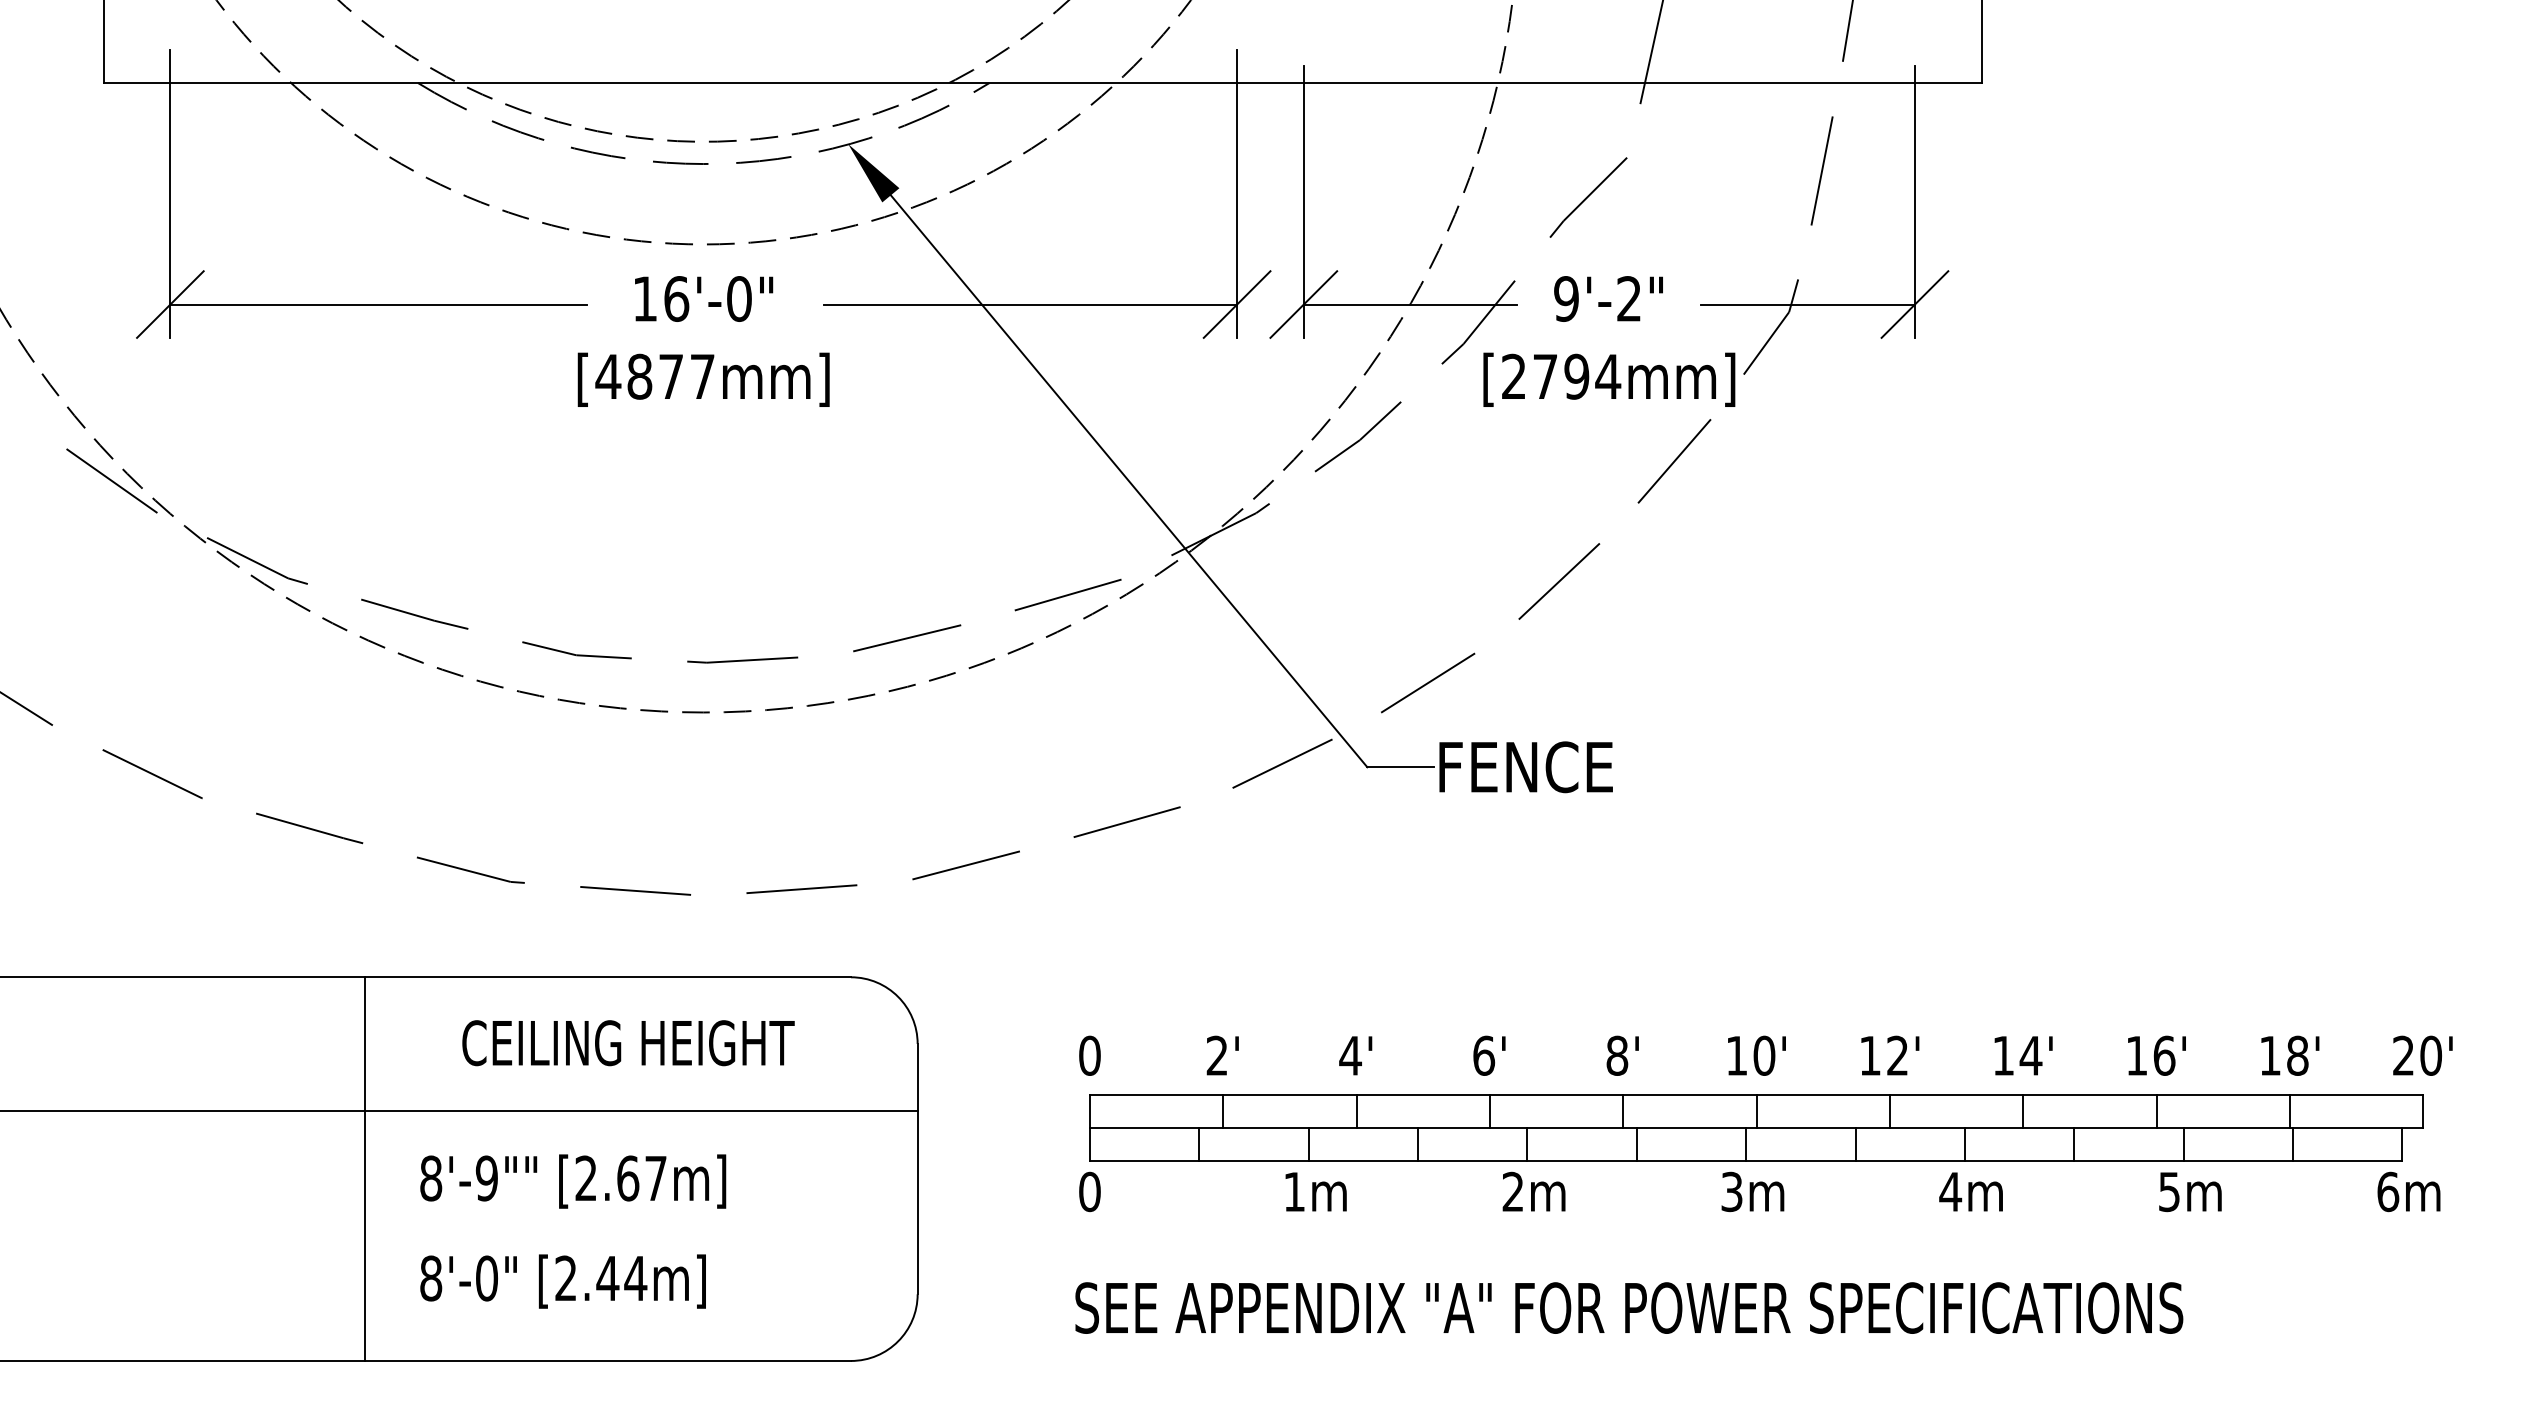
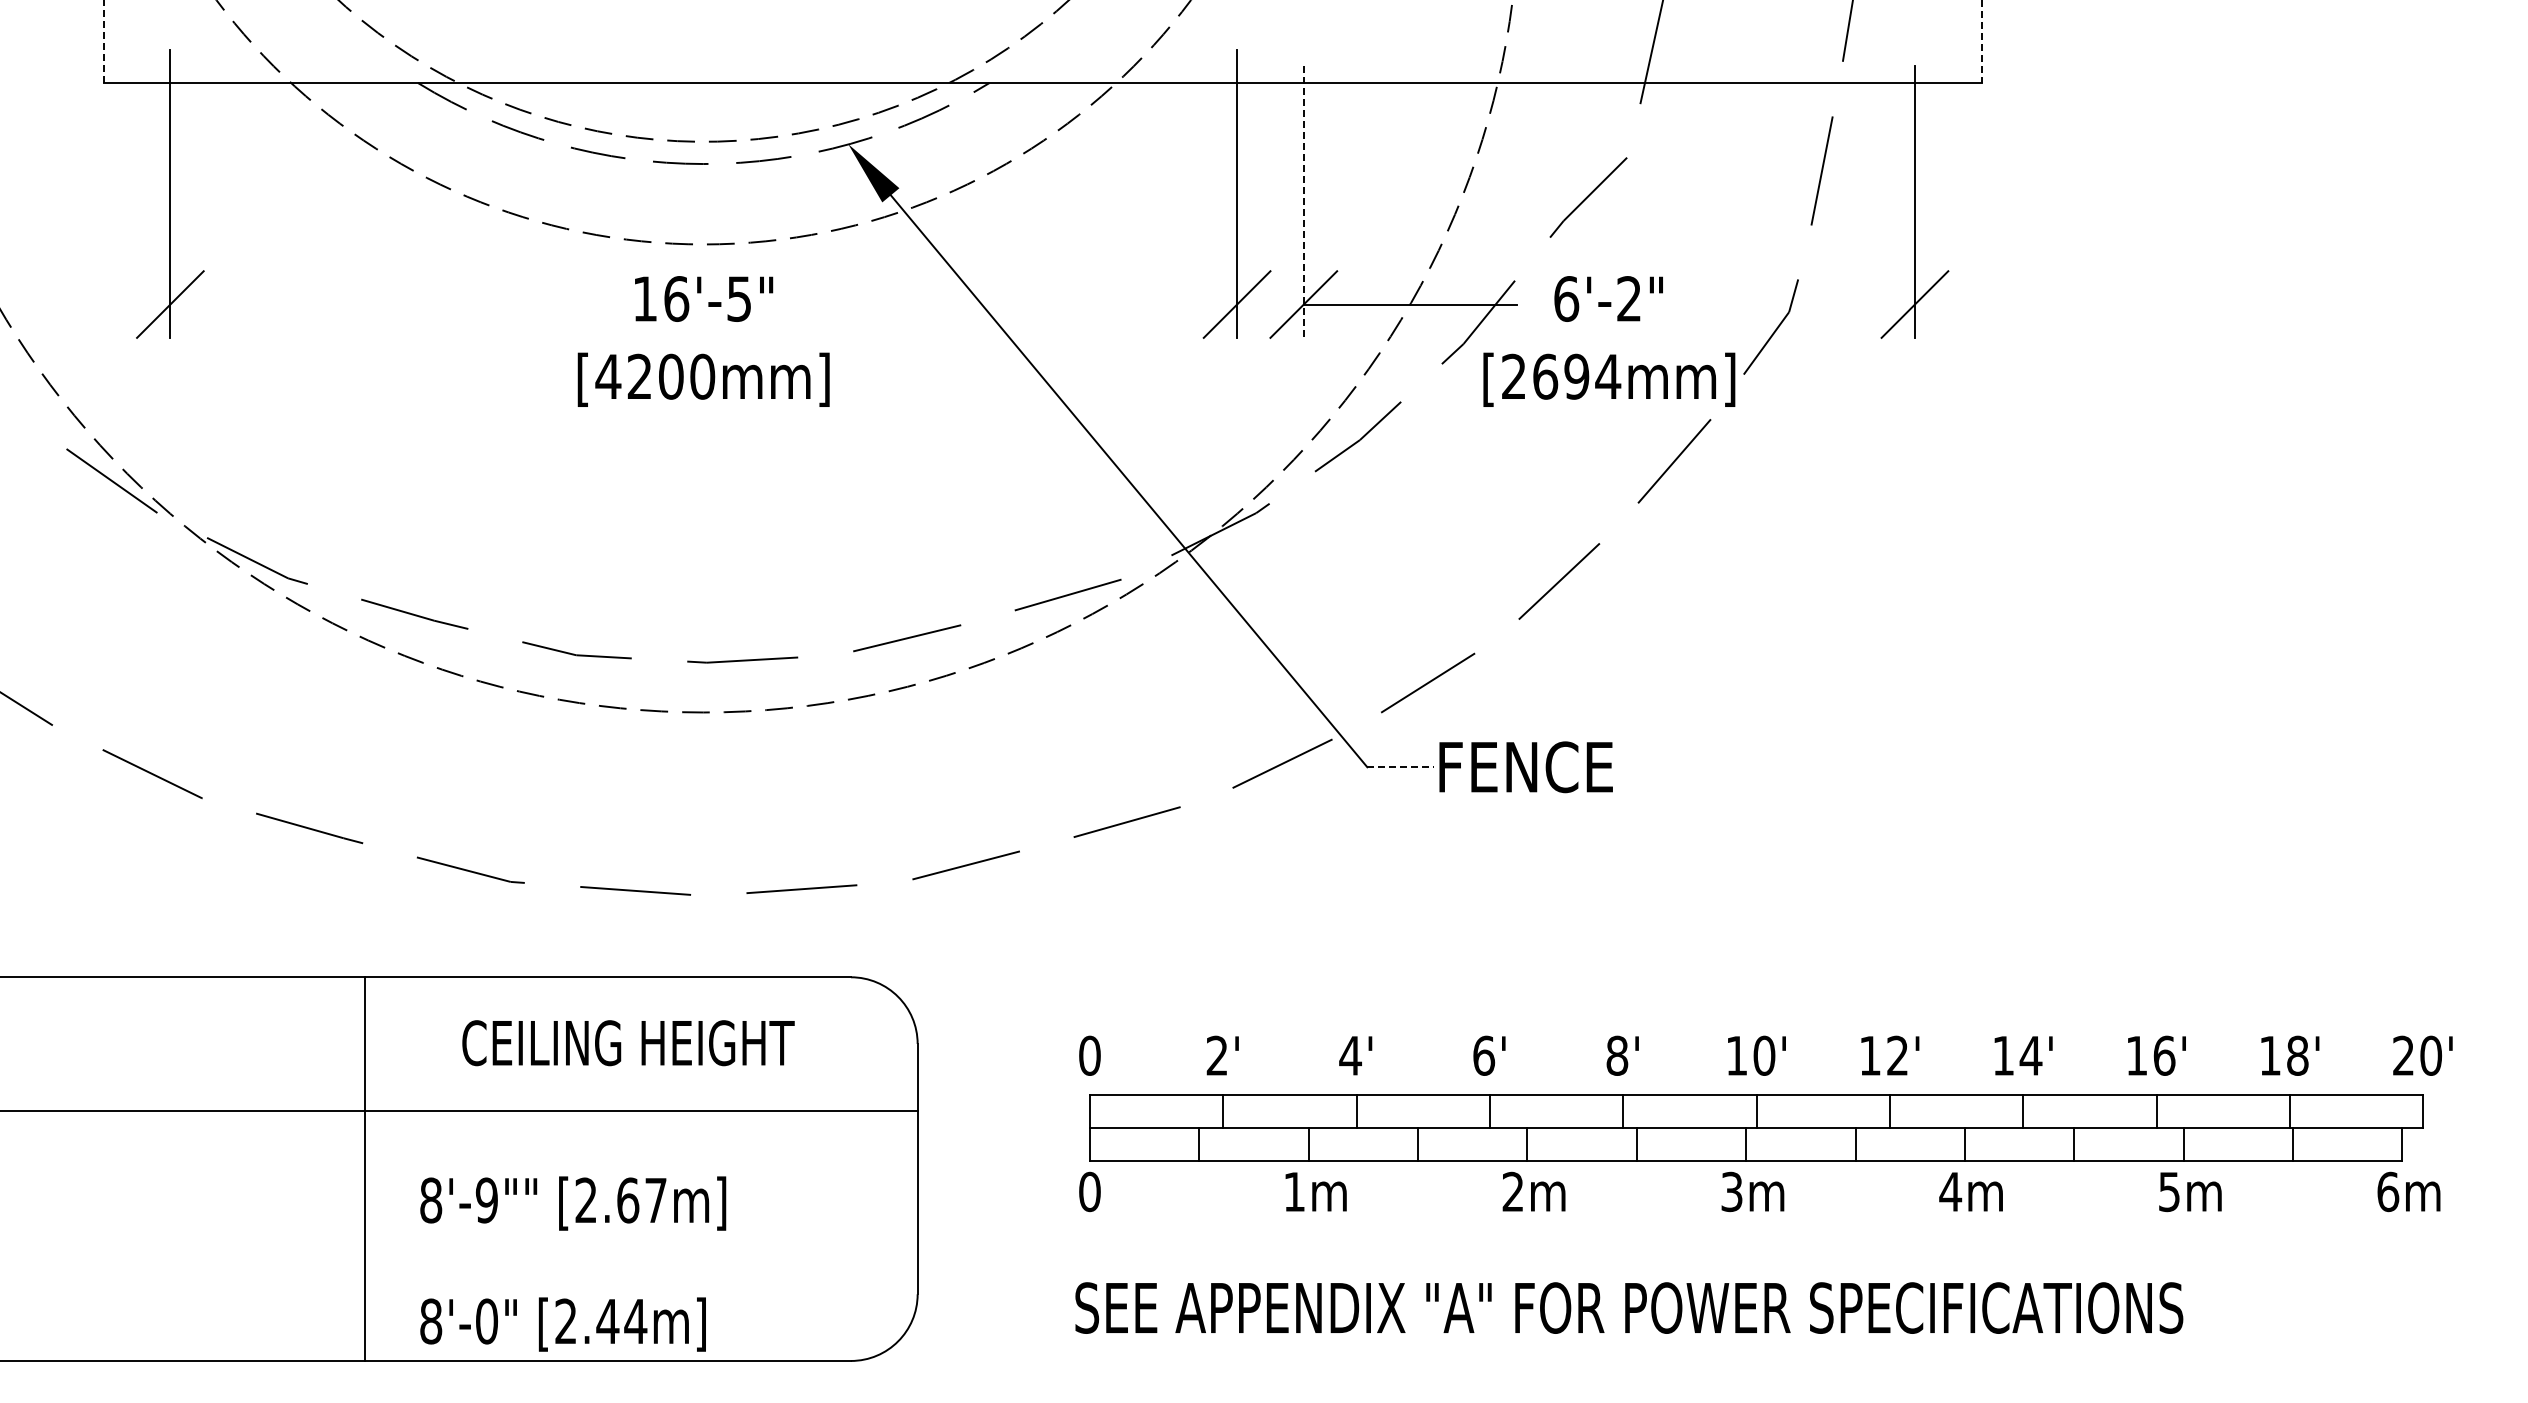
line: solid -> dashed (103, 41)
line: solid -> dashed (1981, 42)
line: solid -> dashed (1303, 202)
text: 16'-0" -> 16'-5" (739, 298)
text: 9'-2" -> 6'-2" (1566, 298)
line: present -> none (378, 304)
line: present -> none (1030, 304)
line: present -> none (1807, 304)
text: [4877mm] -> [4200mm] (671, 376)
text: [2794mm] -> [2694mm] (1545, 376)
line: solid -> dashed (1401, 767)
text position: (573, 1181) -> (573, 1203) (573, 1203)
text position: (562, 1281) -> (562, 1324) (562, 1324)
